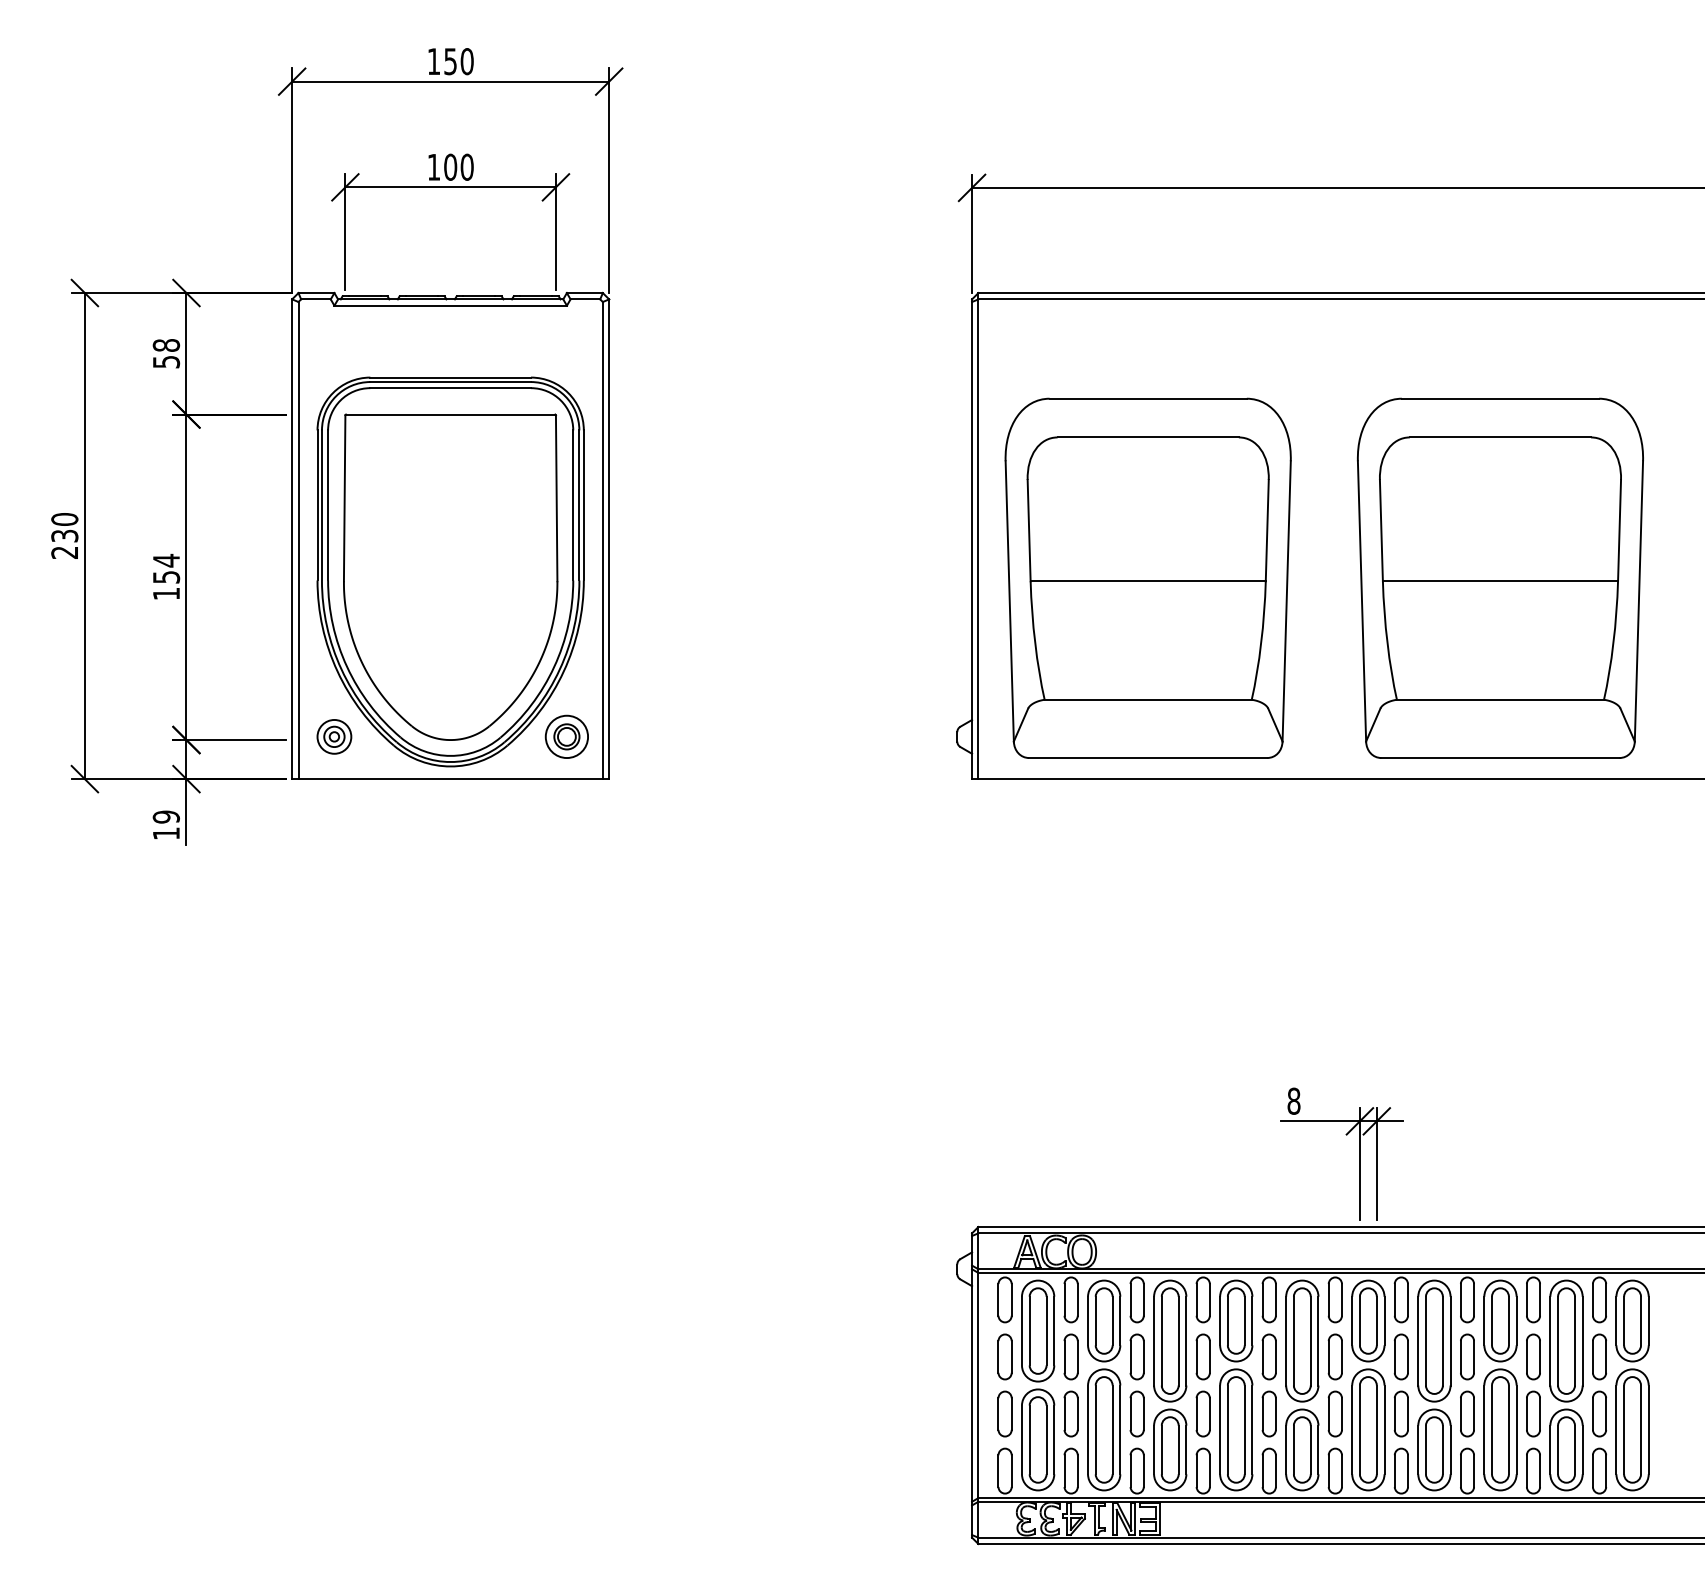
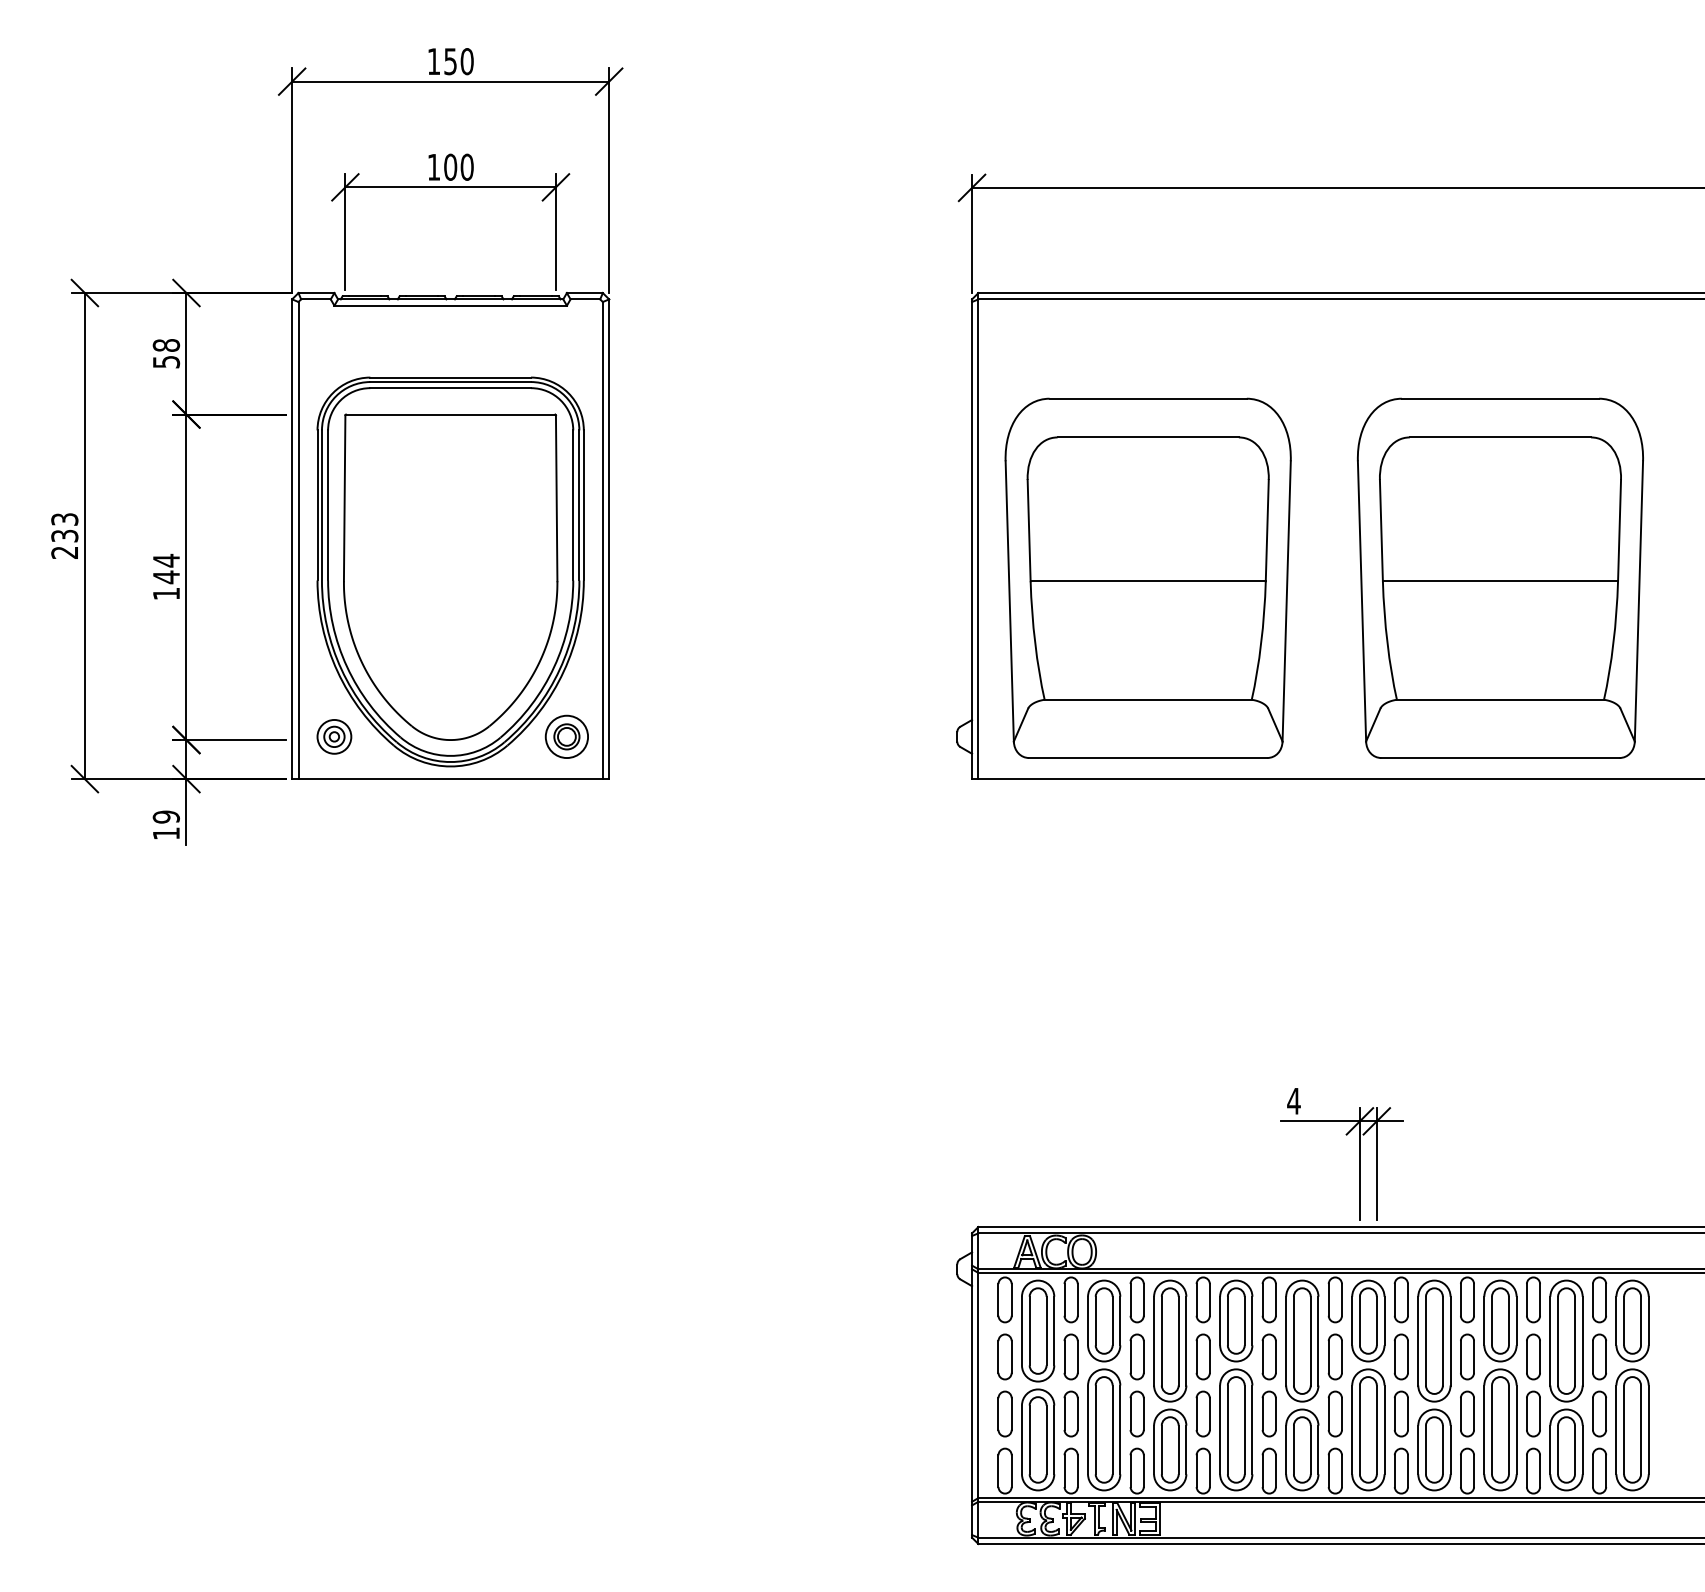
text: 230 -> 233 (64, 519)
text: 154 -> 144 (166, 577)
text: 8 -> 4 (1293, 1100)
